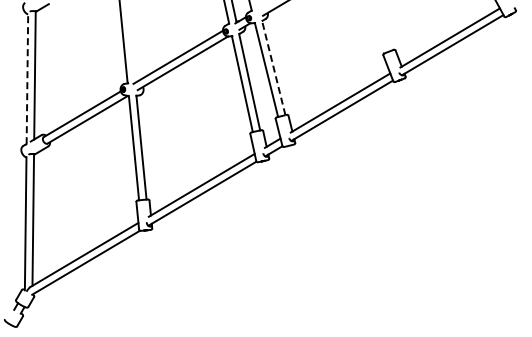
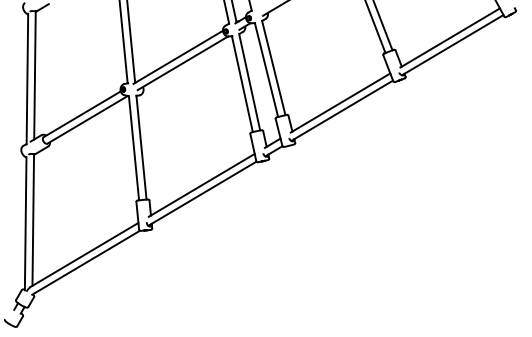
line: none -> present (383, 26)
line: none -> present (375, 27)
line: none -> present (131, 42)
line: dashed -> solid (273, 67)
line: dashed -> solid (27, 78)
